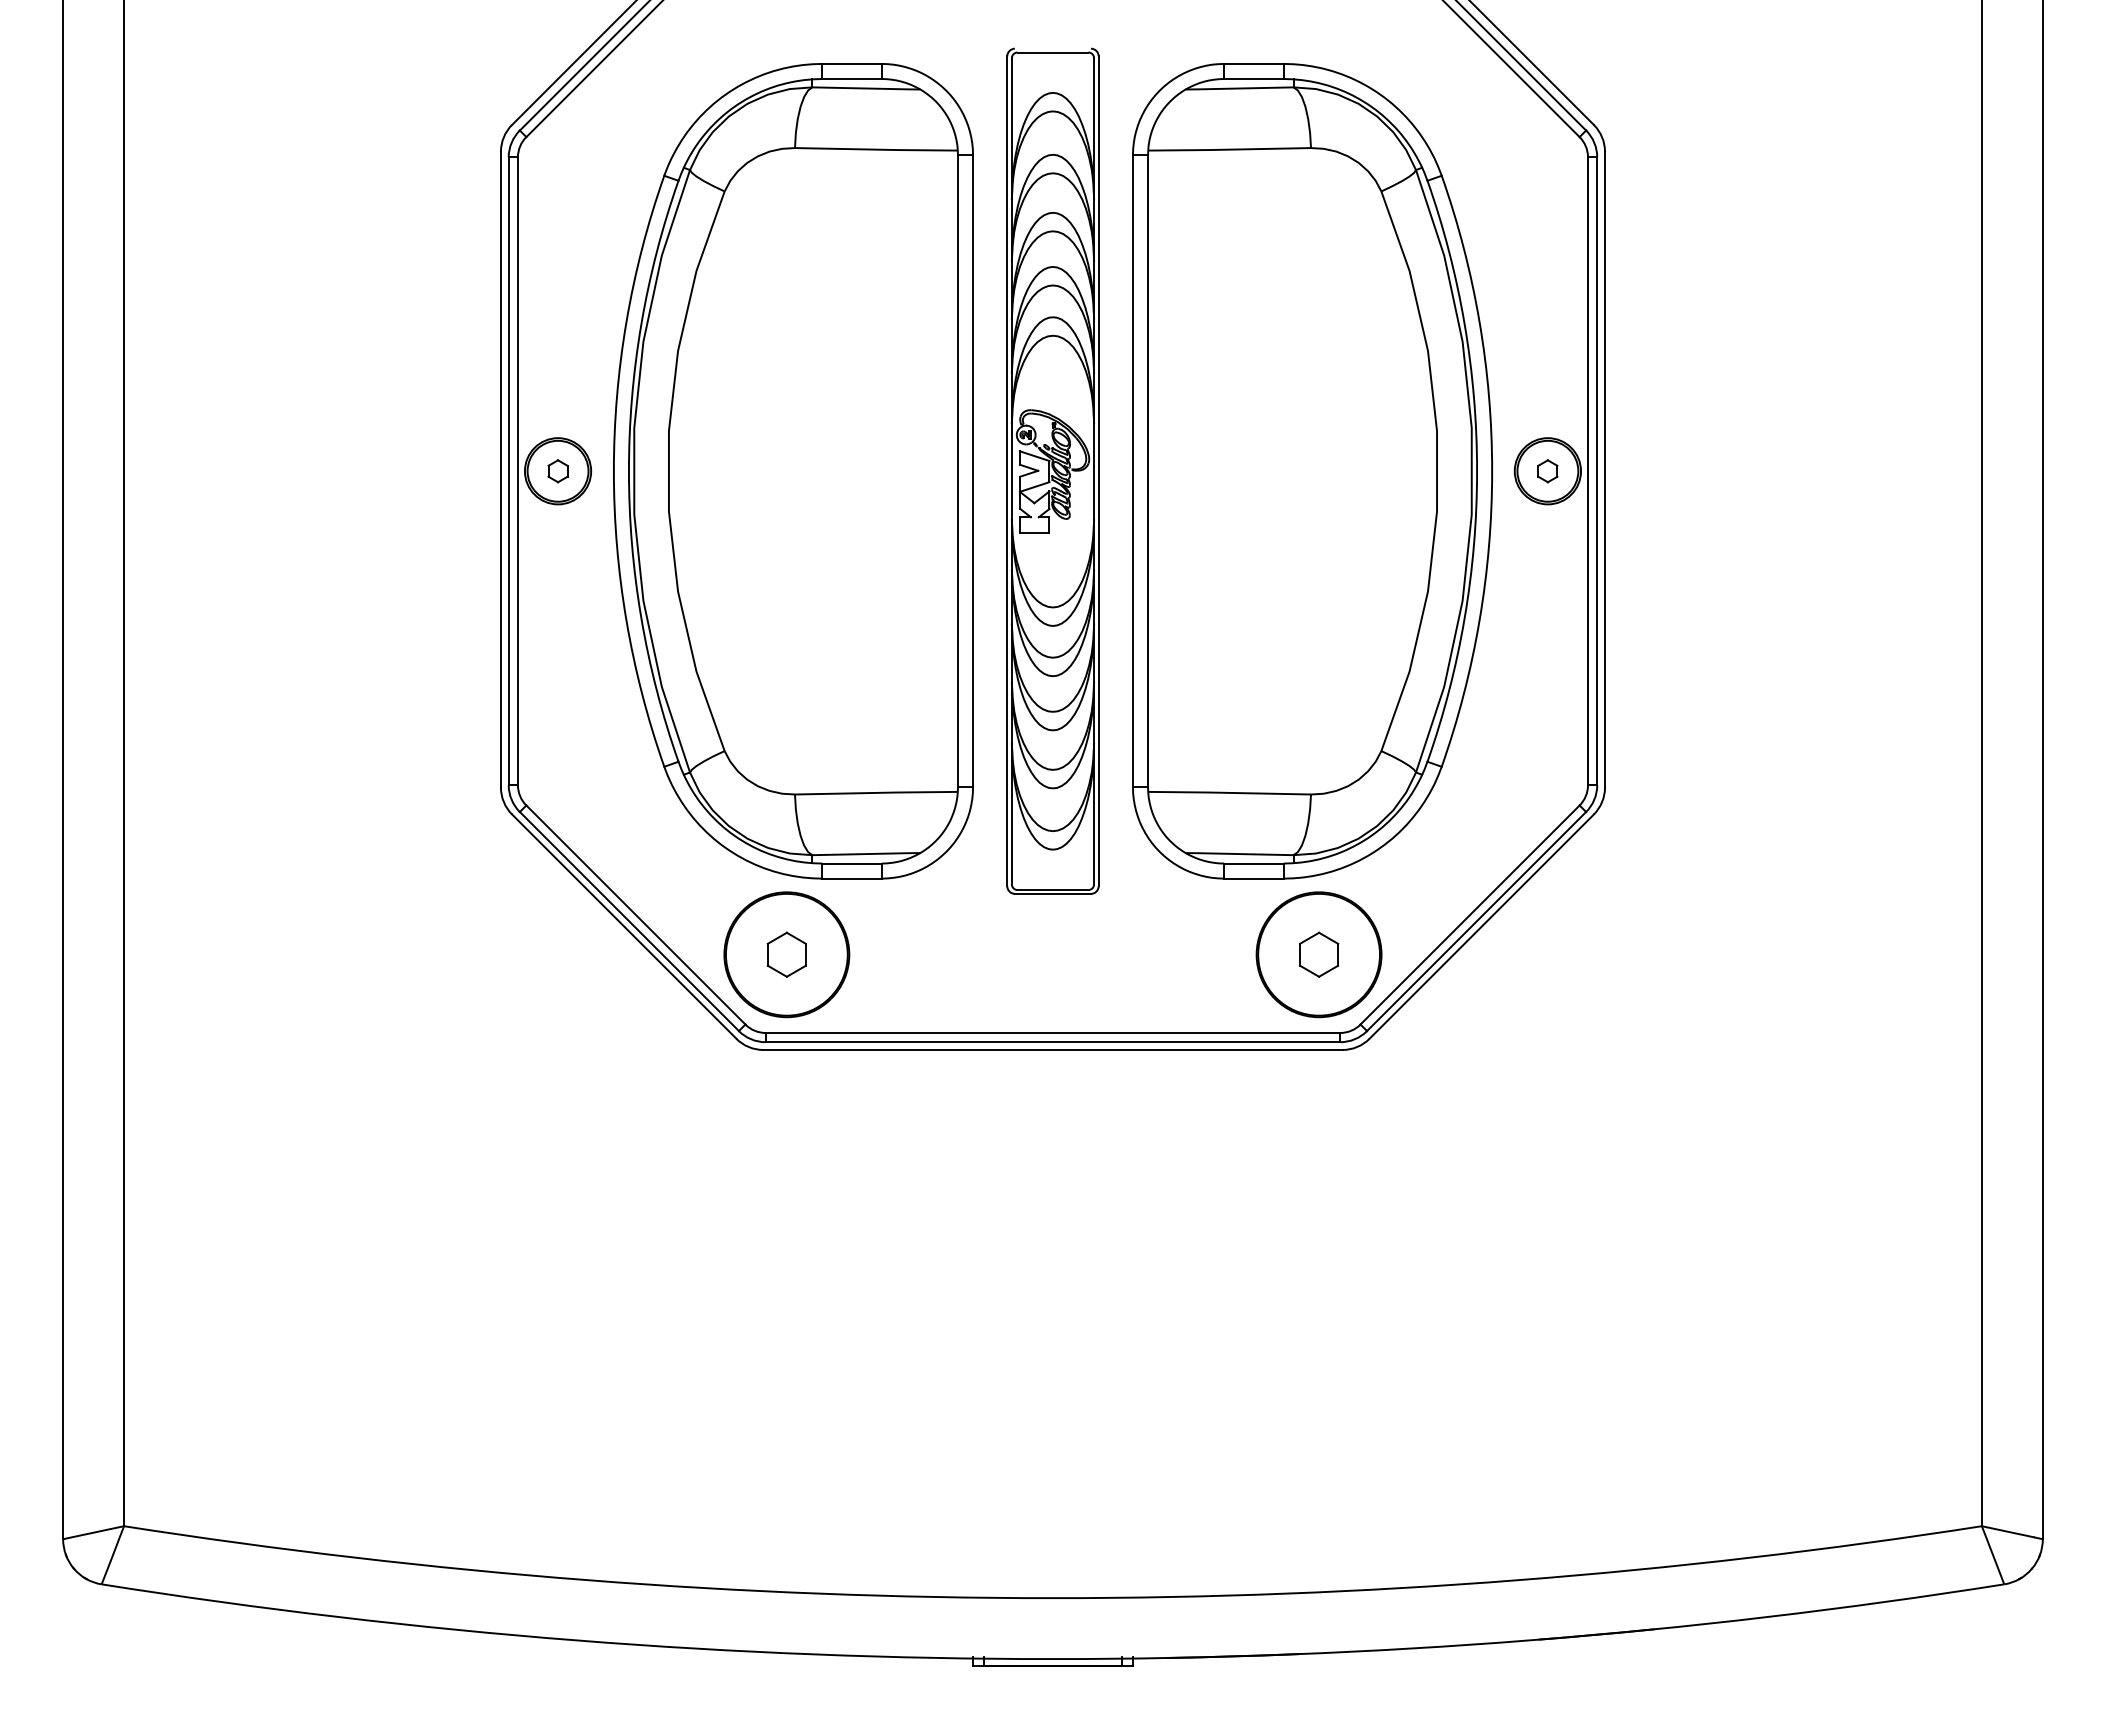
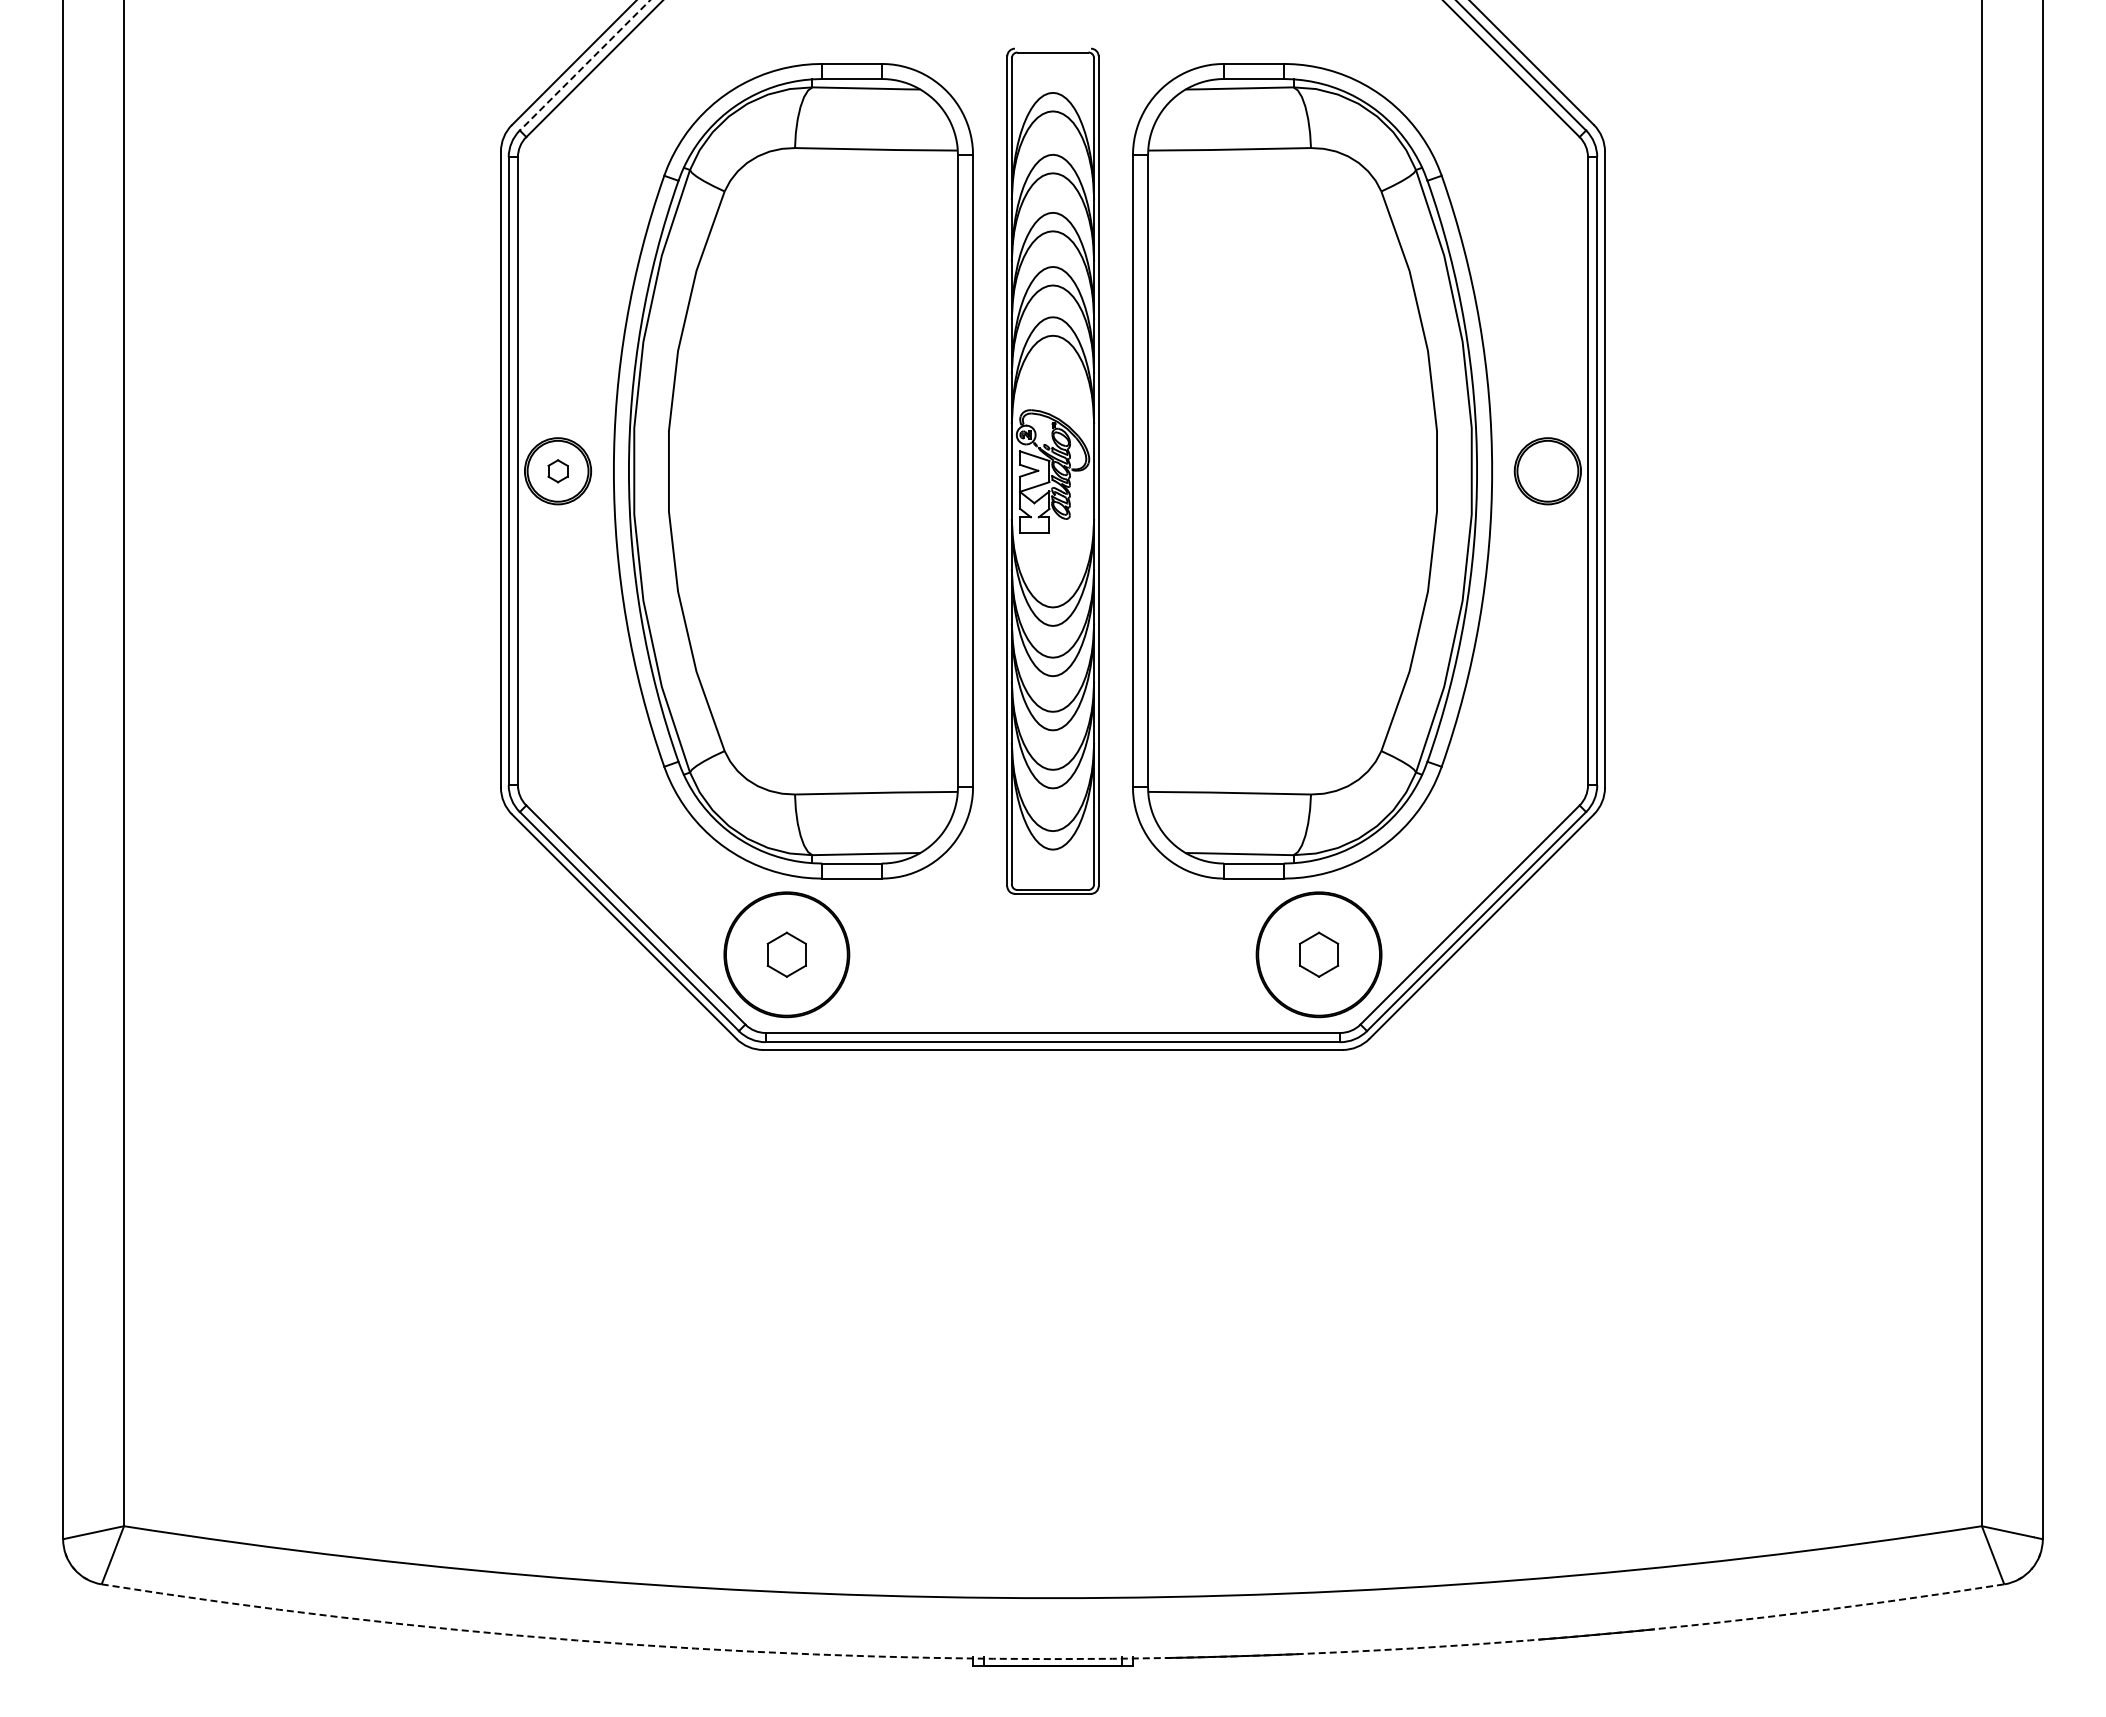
line: solid -> dashed (584, 65)
part: present -> none (1547, 471)
arc: solid -> dashed (1052, 1659)
